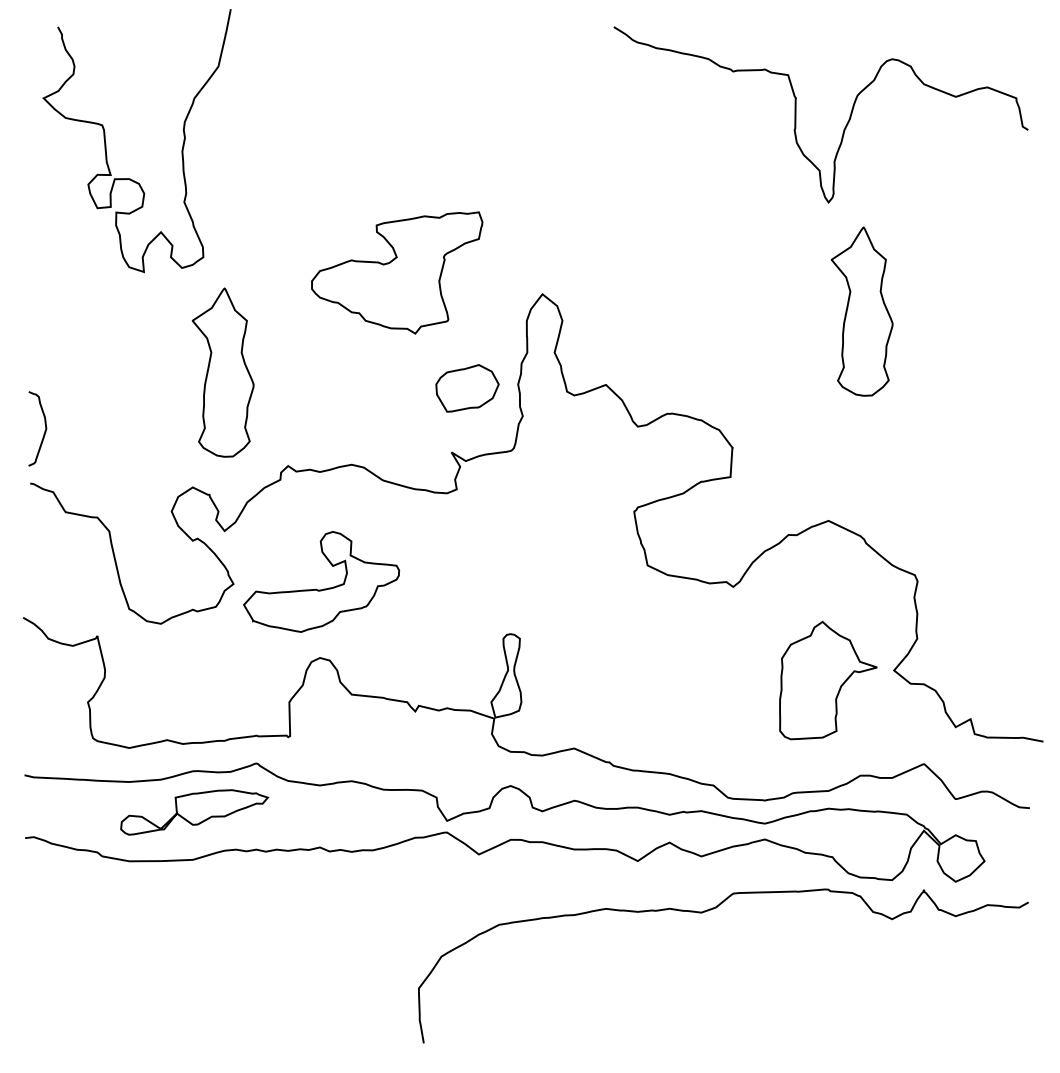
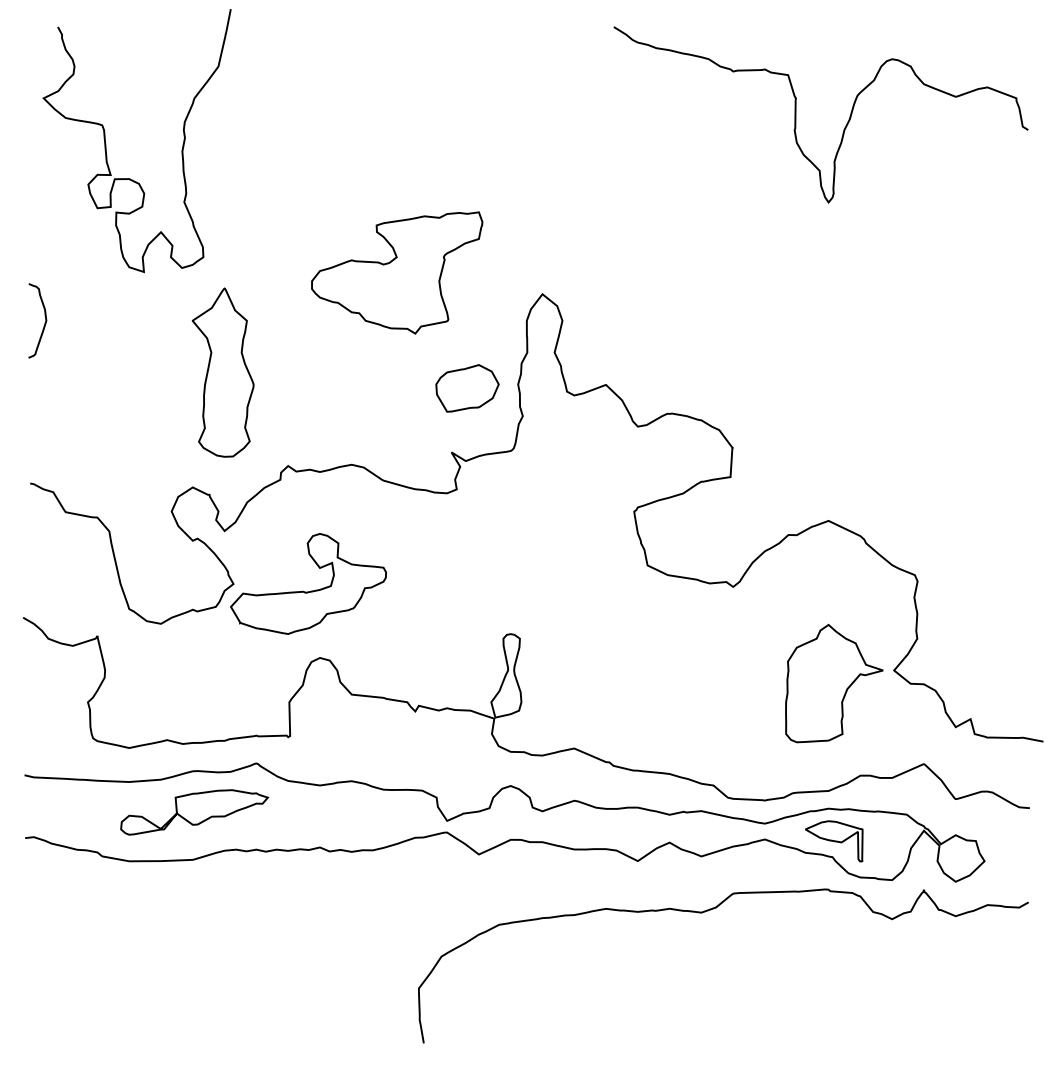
part: present -> none (861, 311)
curve position: (44, 430) -> (44, 322) (44, 322)
part position: (323, 588) -> (310, 590) (310, 590)
part position: (828, 680) -> (834, 683) (834, 683)
part: none -> present (834, 841)
